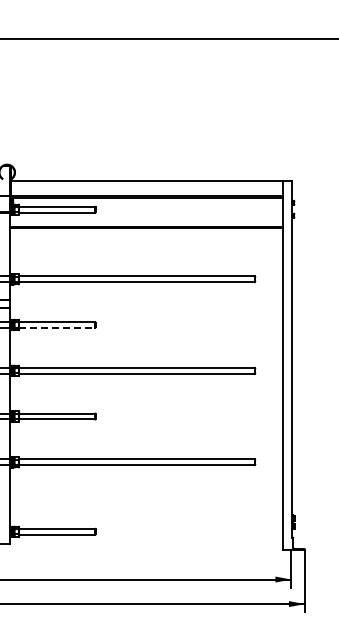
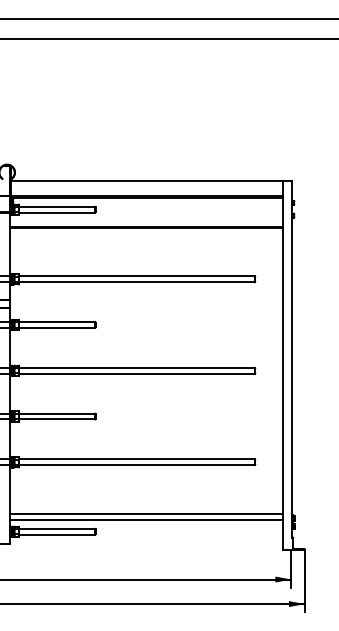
line: none -> present (168, 18)
line: dashed -> solid (57, 327)
line: none -> present (146, 513)
line: none -> present (146, 520)
